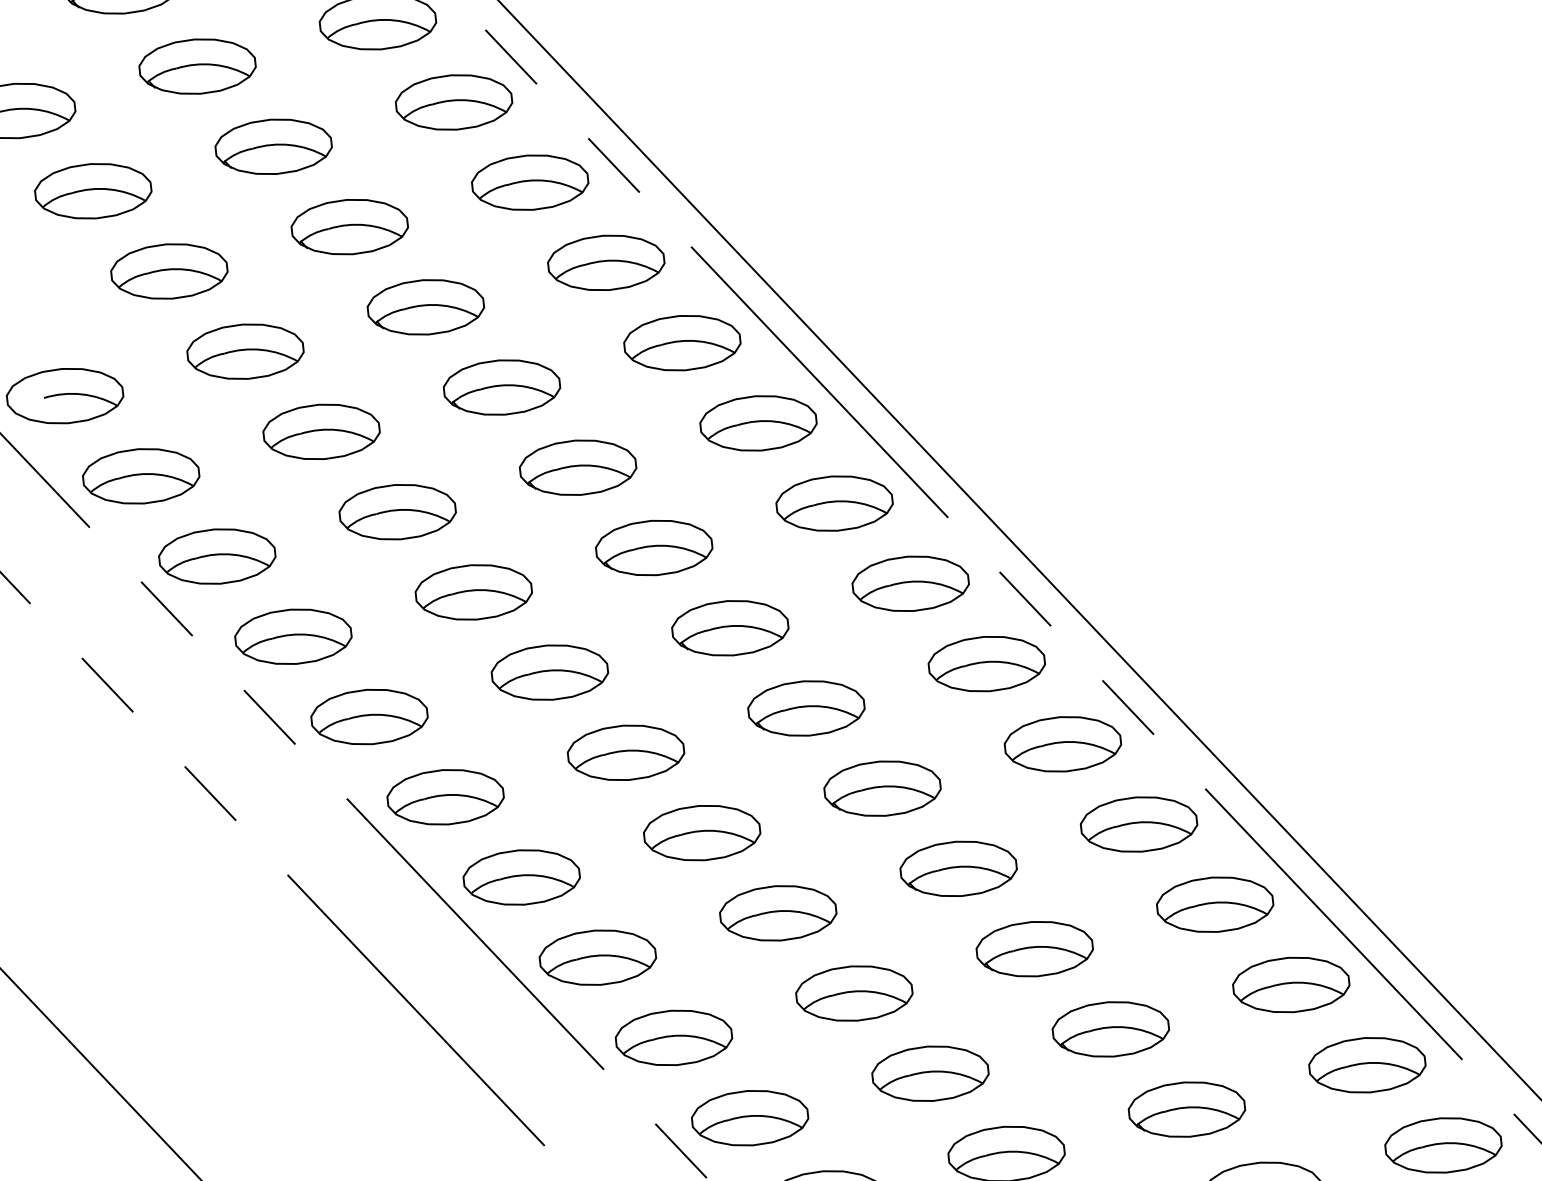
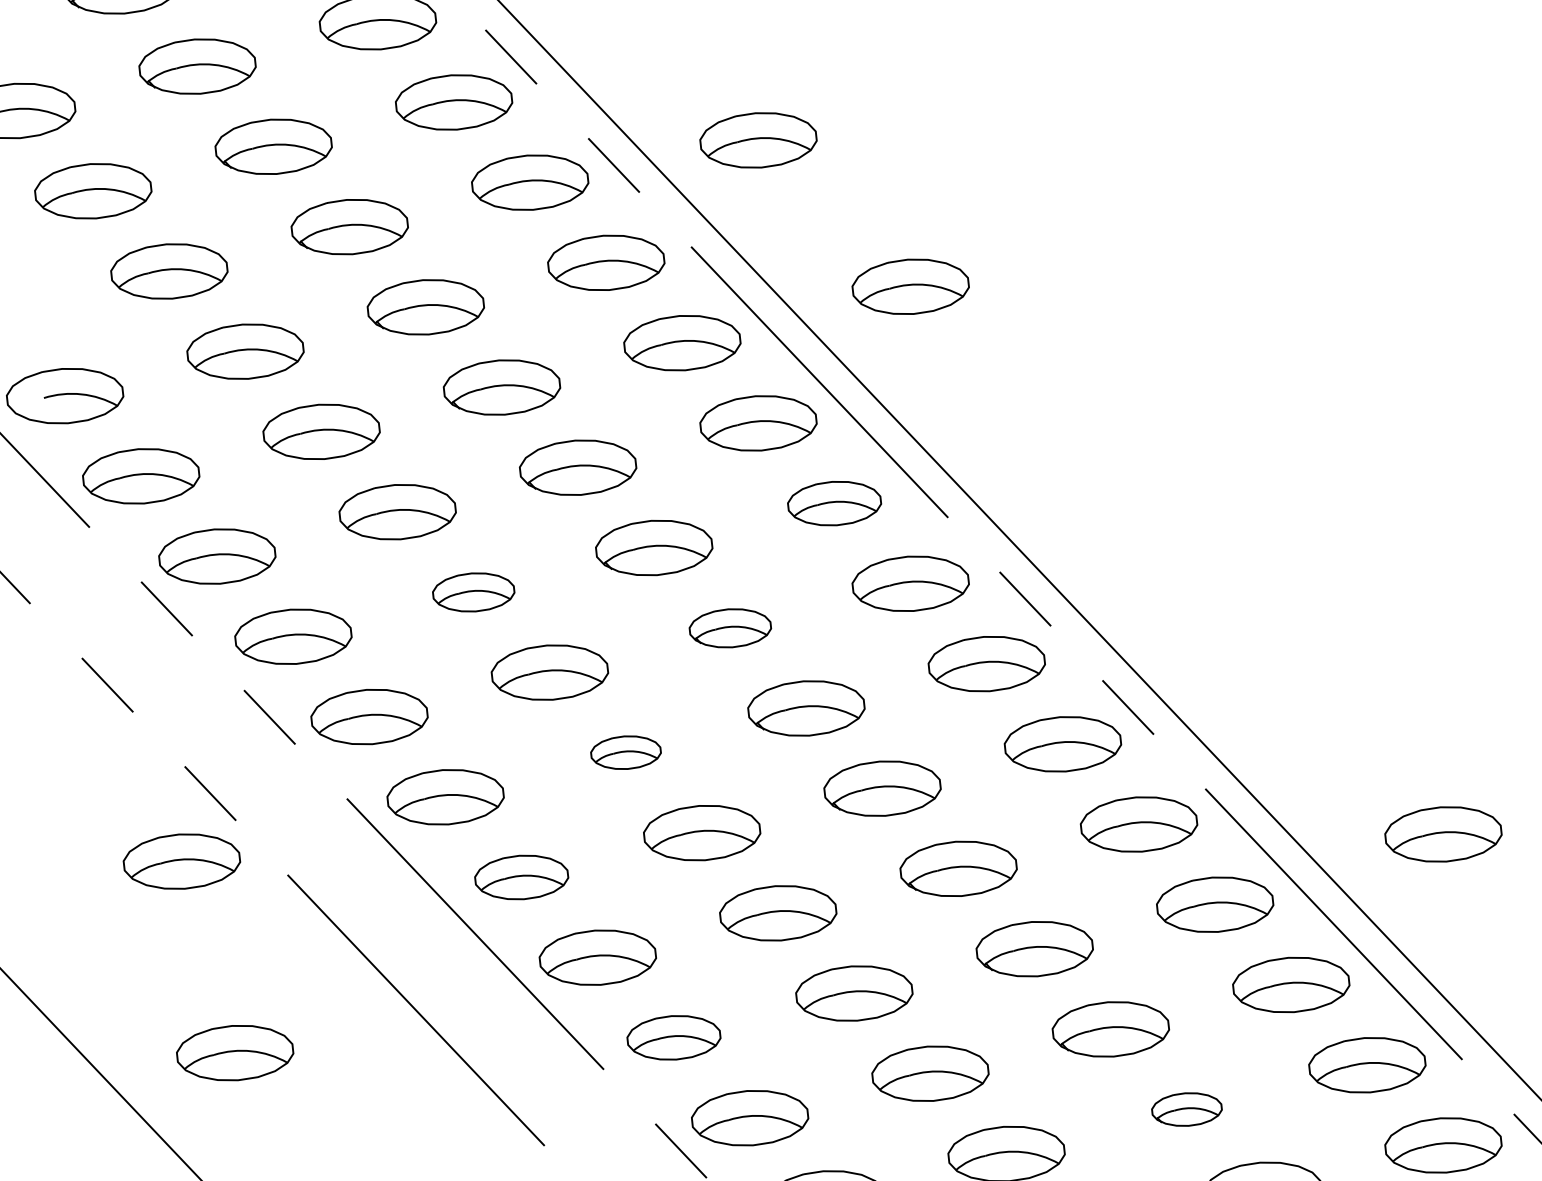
part: none -> present (758, 140)
part: none -> present (910, 286)
part size: 119x57 px -> 96x46 px (834, 503)
part size: 119x57 px -> 84x41 px (473, 592)
part size: 119x57 px -> 85x41 px (730, 628)
part size: 120x57 px -> 72x35 px (625, 752)
part: none -> present (1443, 834)
part: none -> present (181, 861)
part size: 119x57 px -> 96x47 px (521, 877)
part size: 120x57 px -> 96x46 px (673, 1037)
part: none -> present (235, 1053)
part size: 120x57 px -> 72x35 px (1186, 1109)
